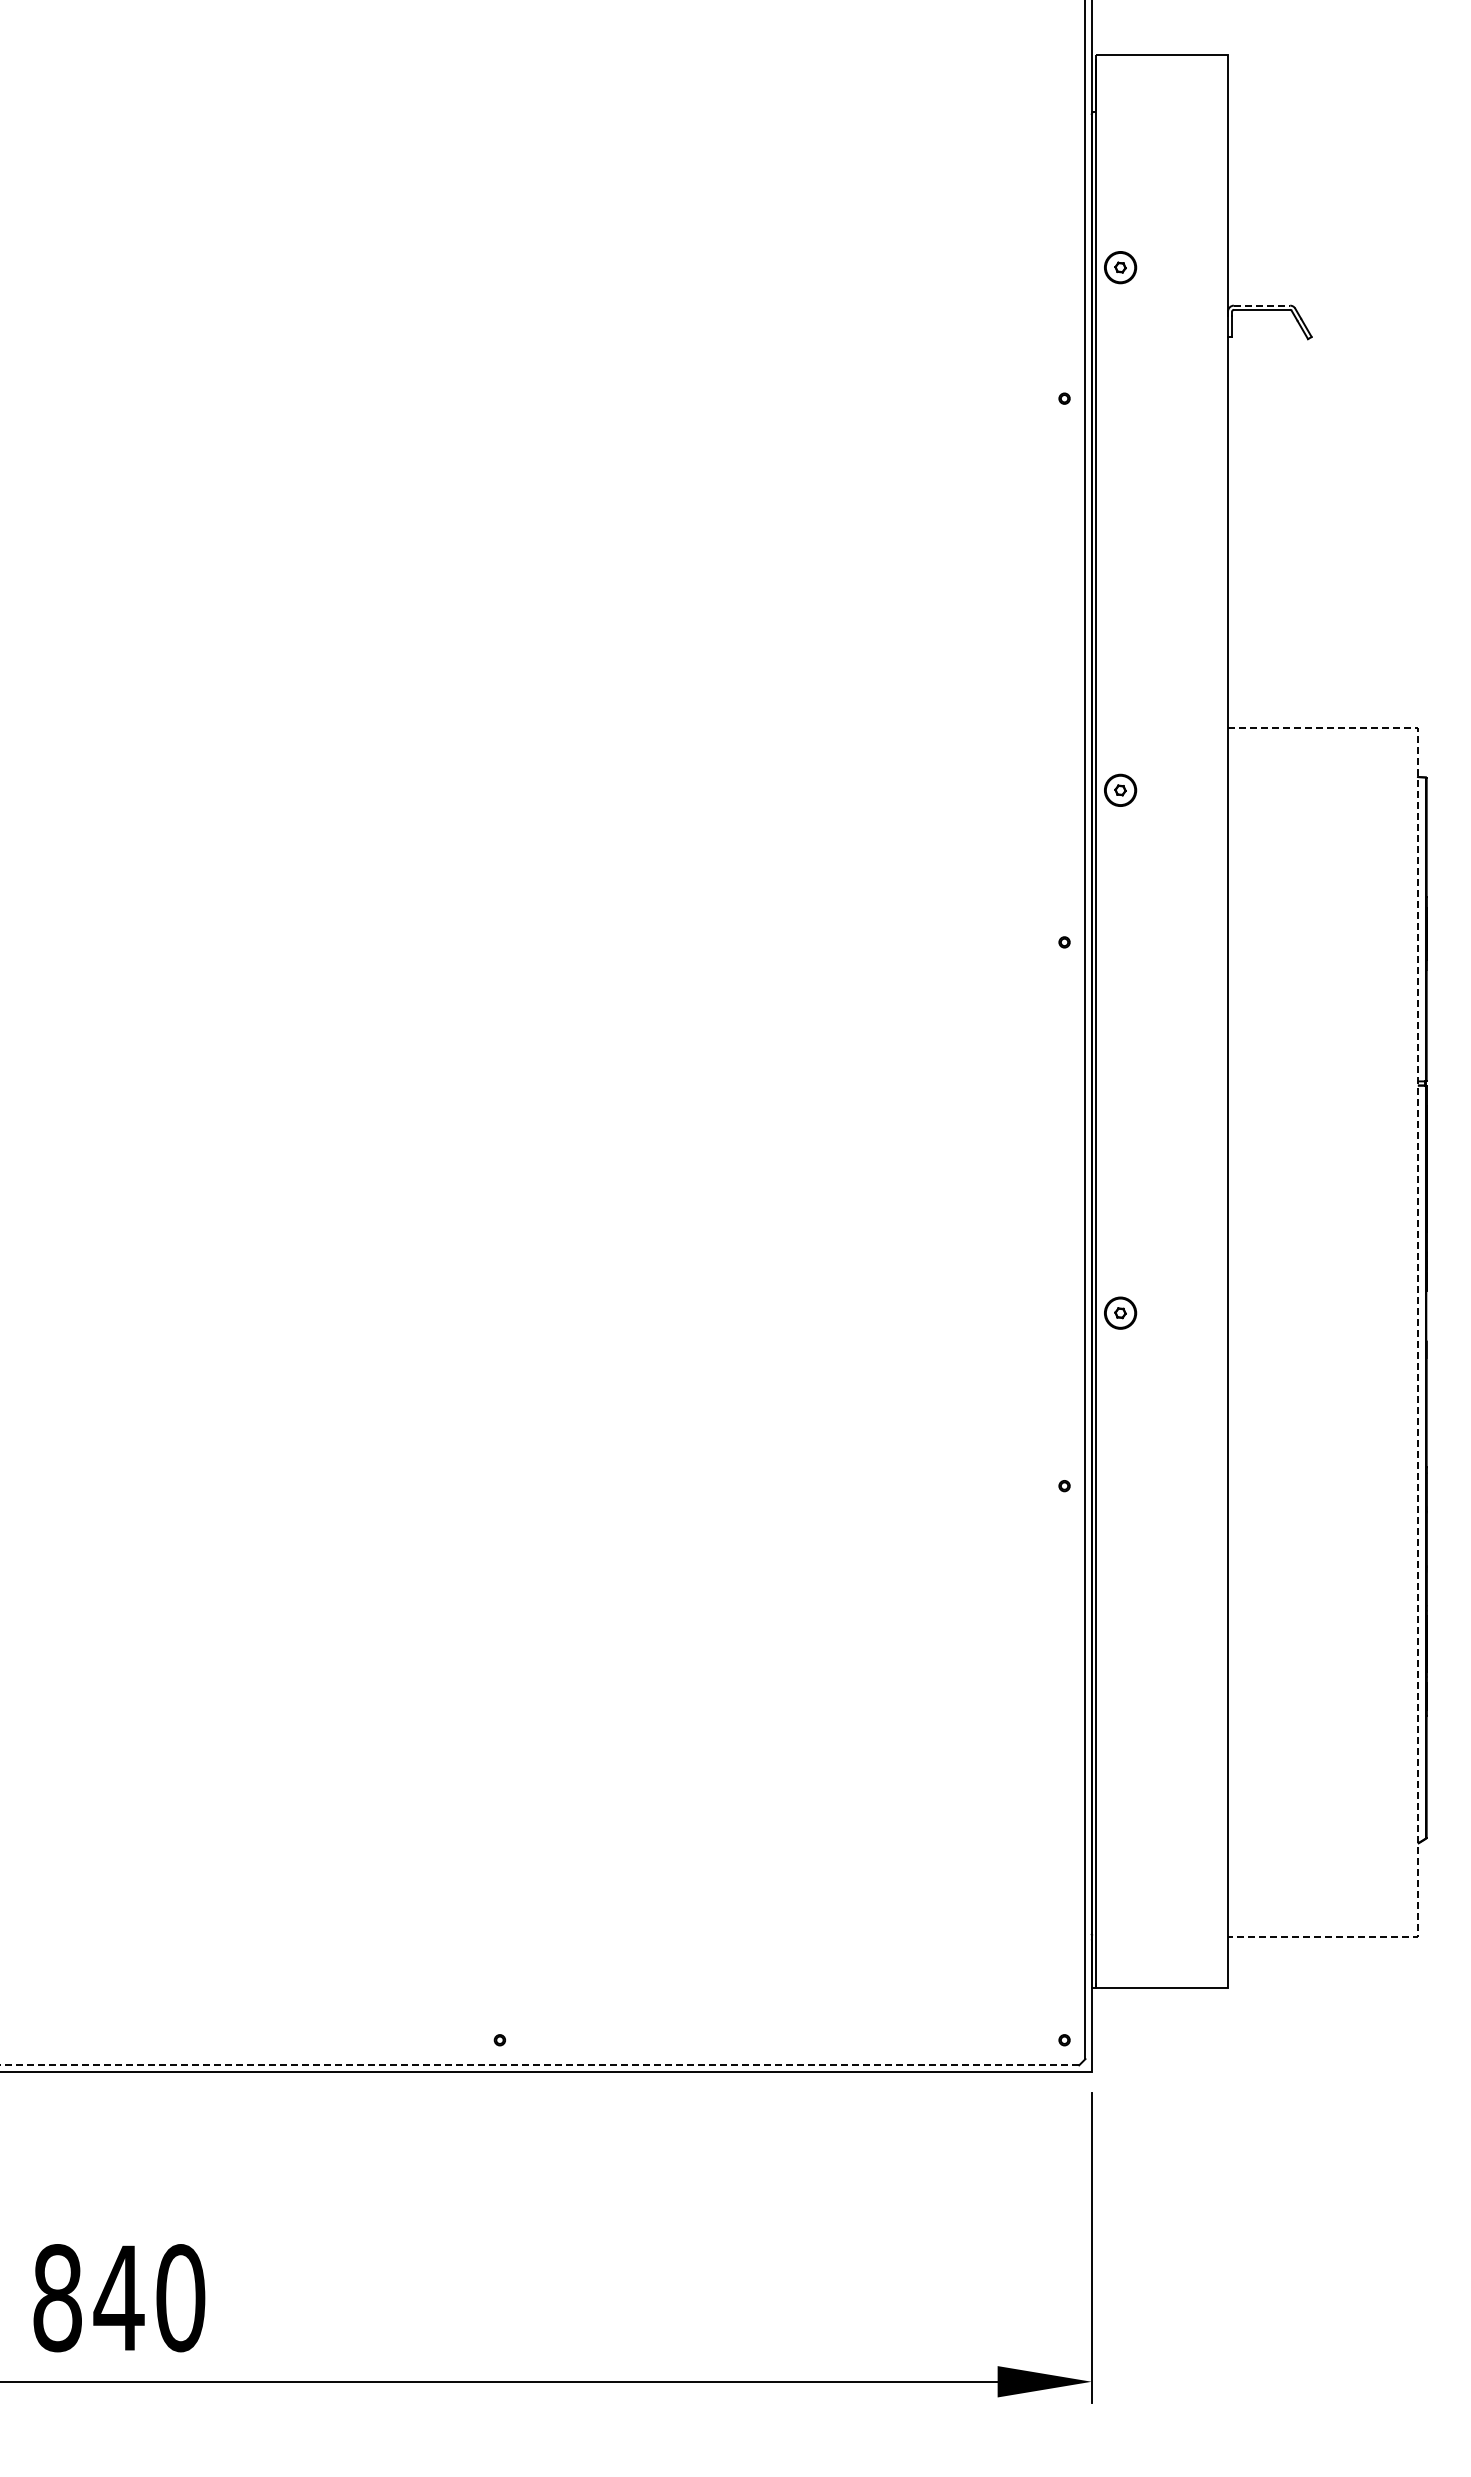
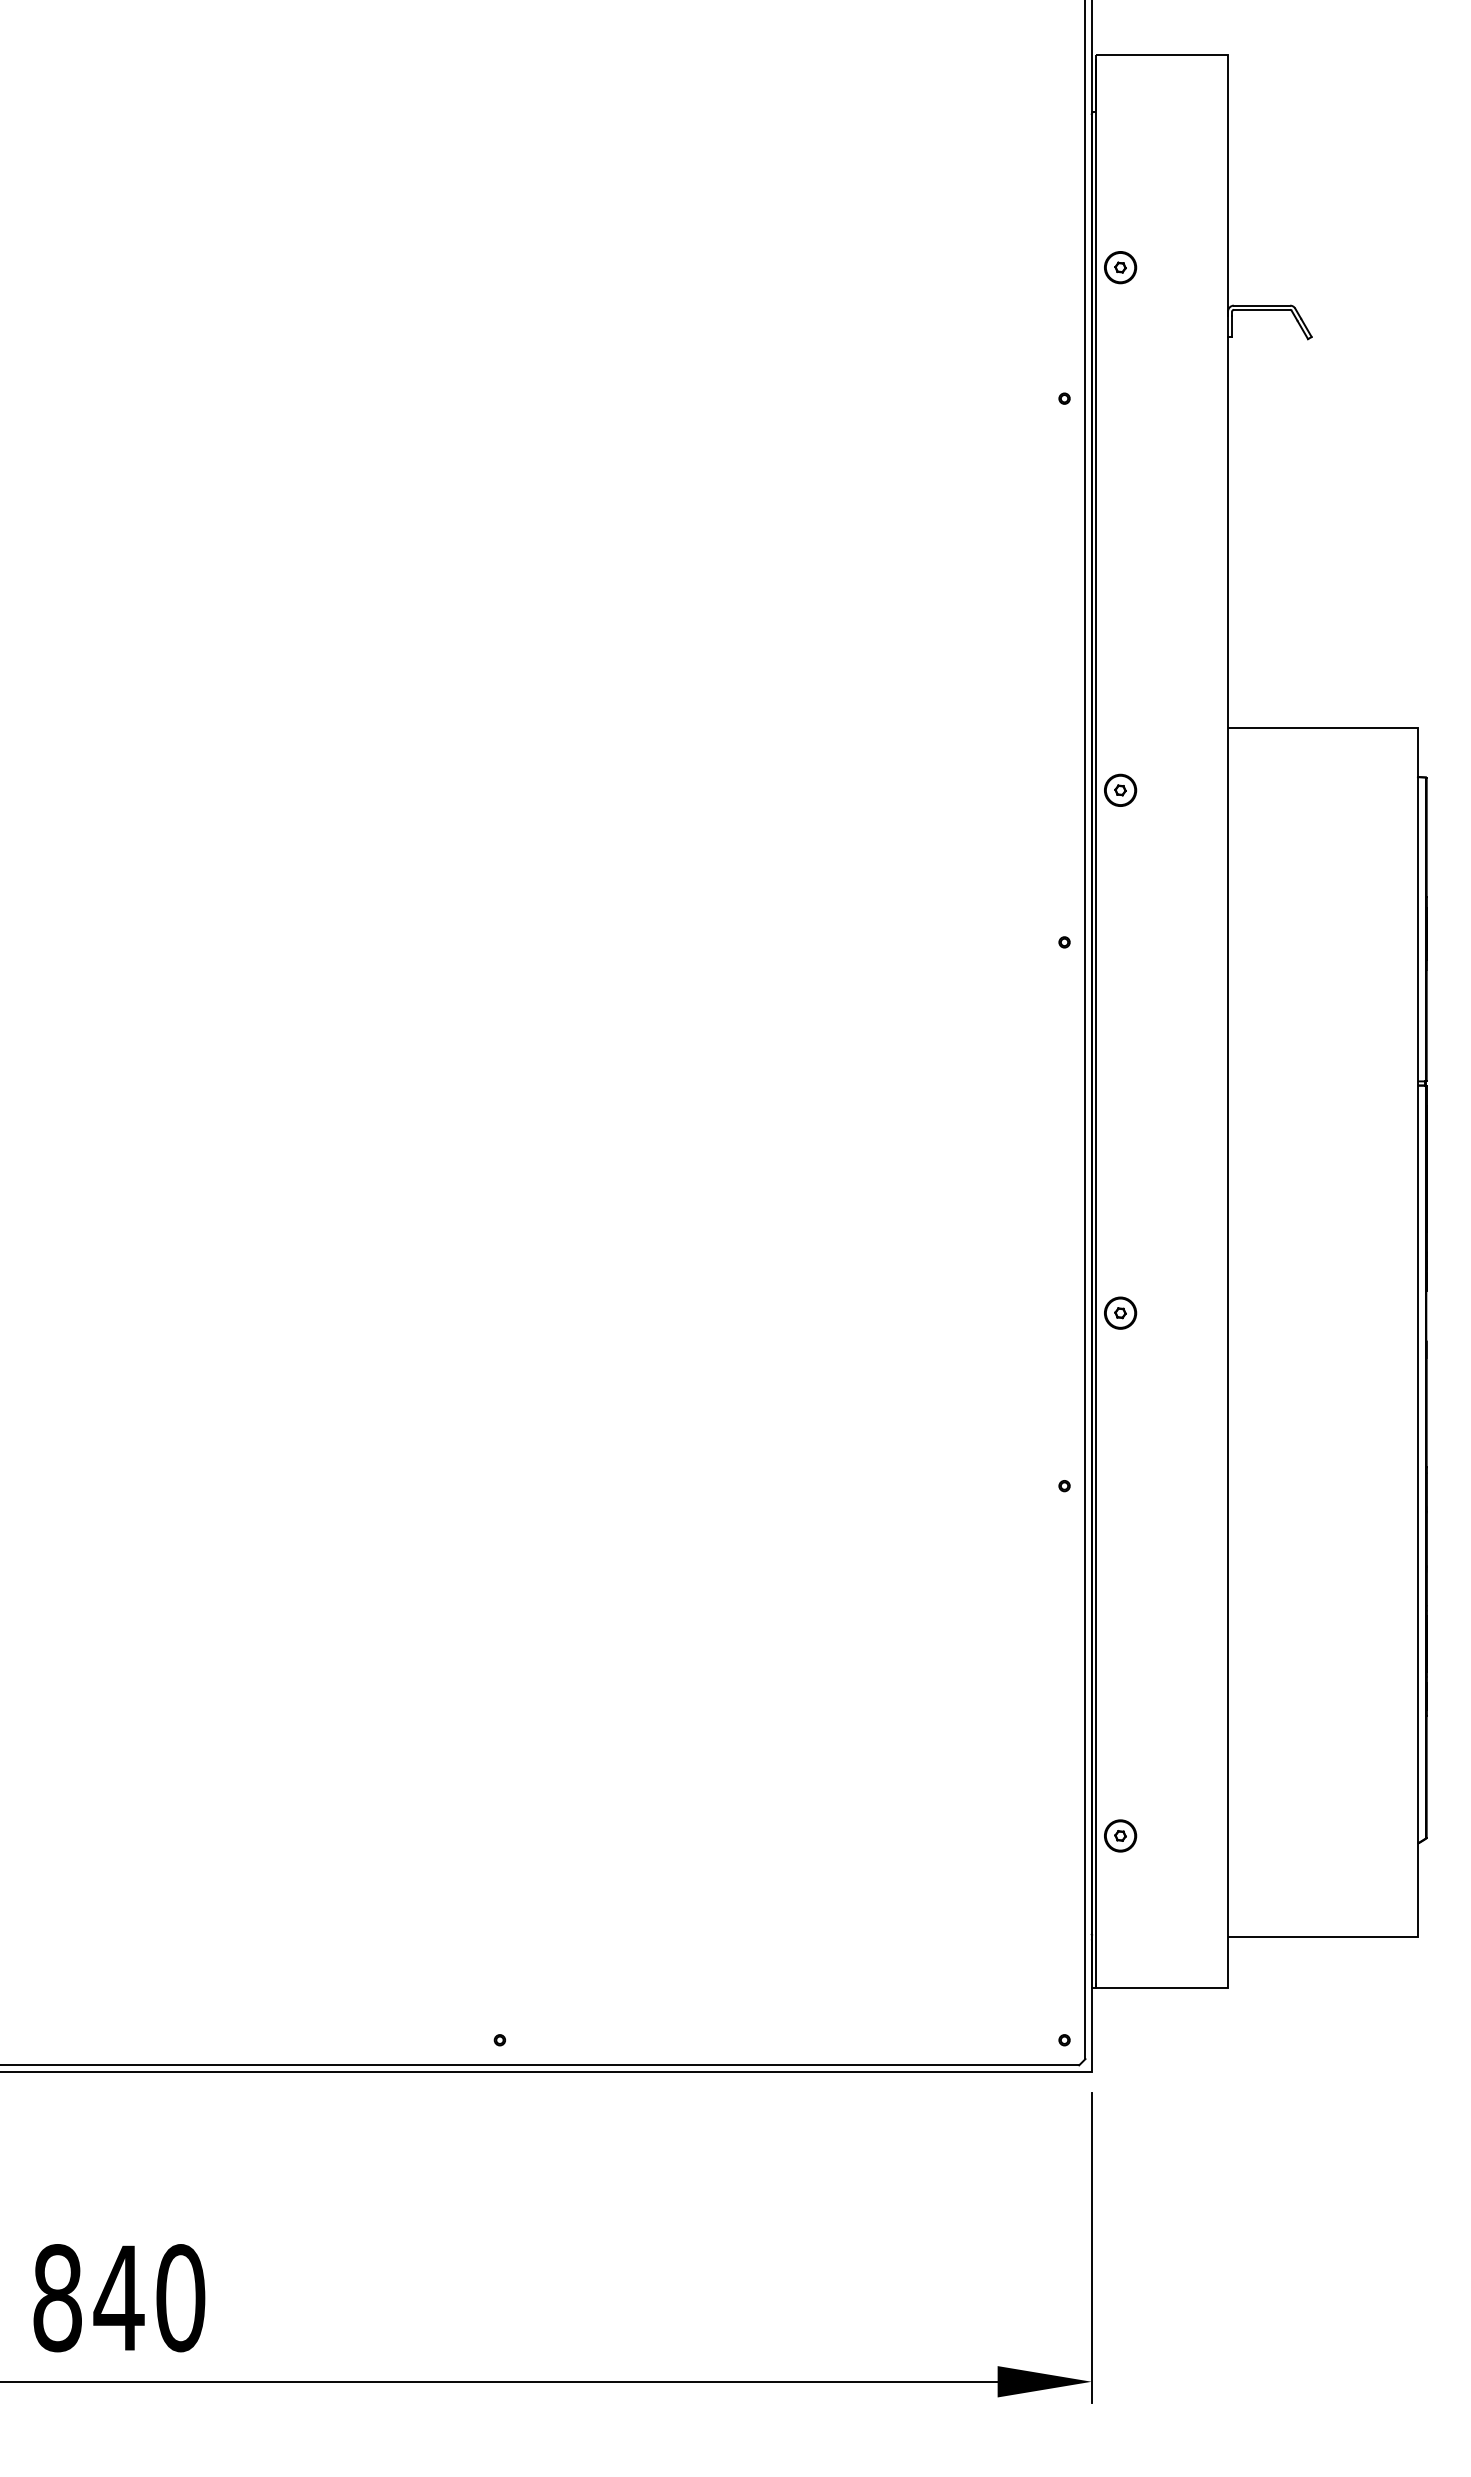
line: dashed -> solid (1262, 305)
line: dashed -> solid (1417, 1332)
part: none -> present (1120, 1835)
line: dashed -> solid (539, 2065)
